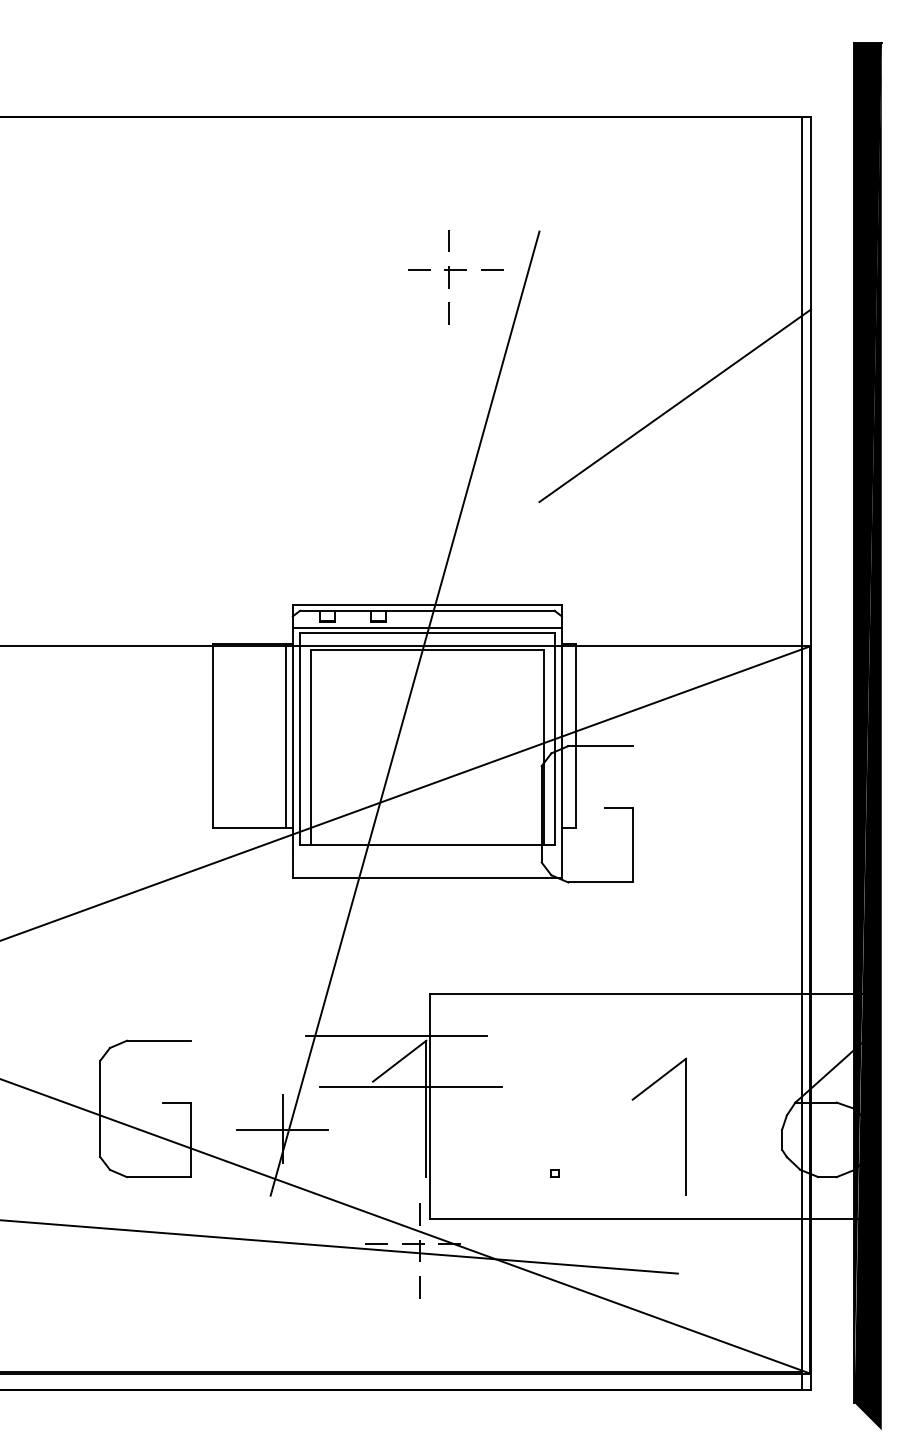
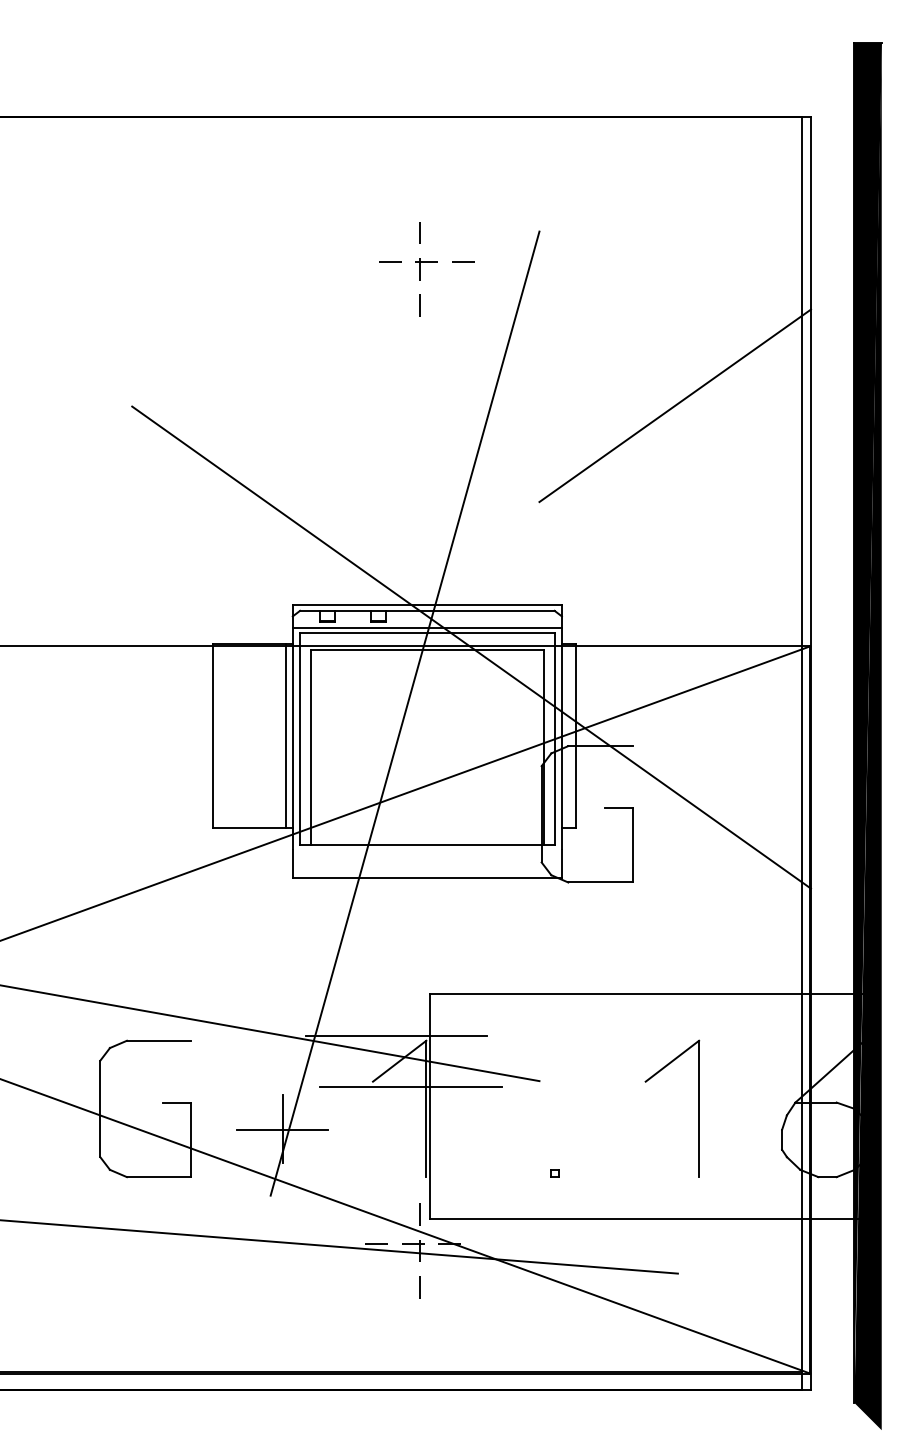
part position: (455, 277) -> (426, 269) (426, 269)
line: none -> present (471, 647)
line: none -> present (270, 1033)
part position: (685, 1126) -> (698, 1108) (698, 1108)
